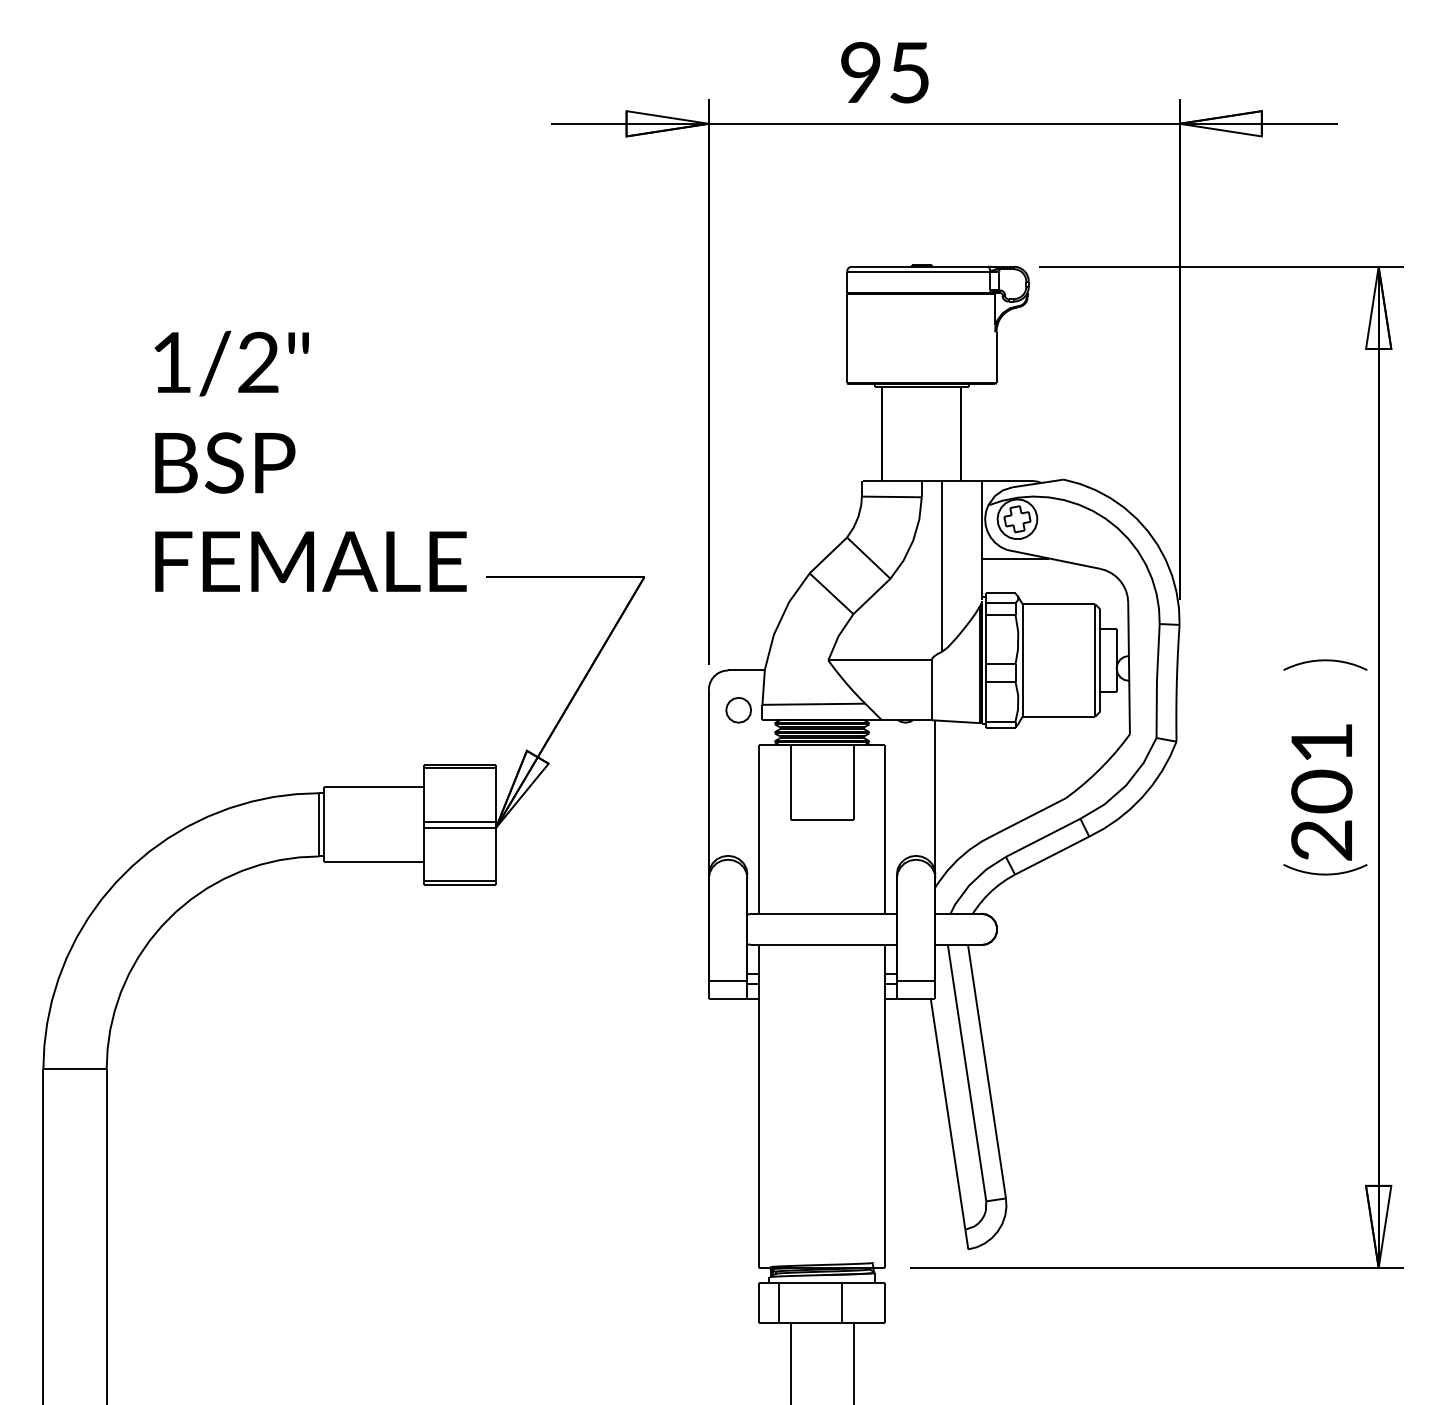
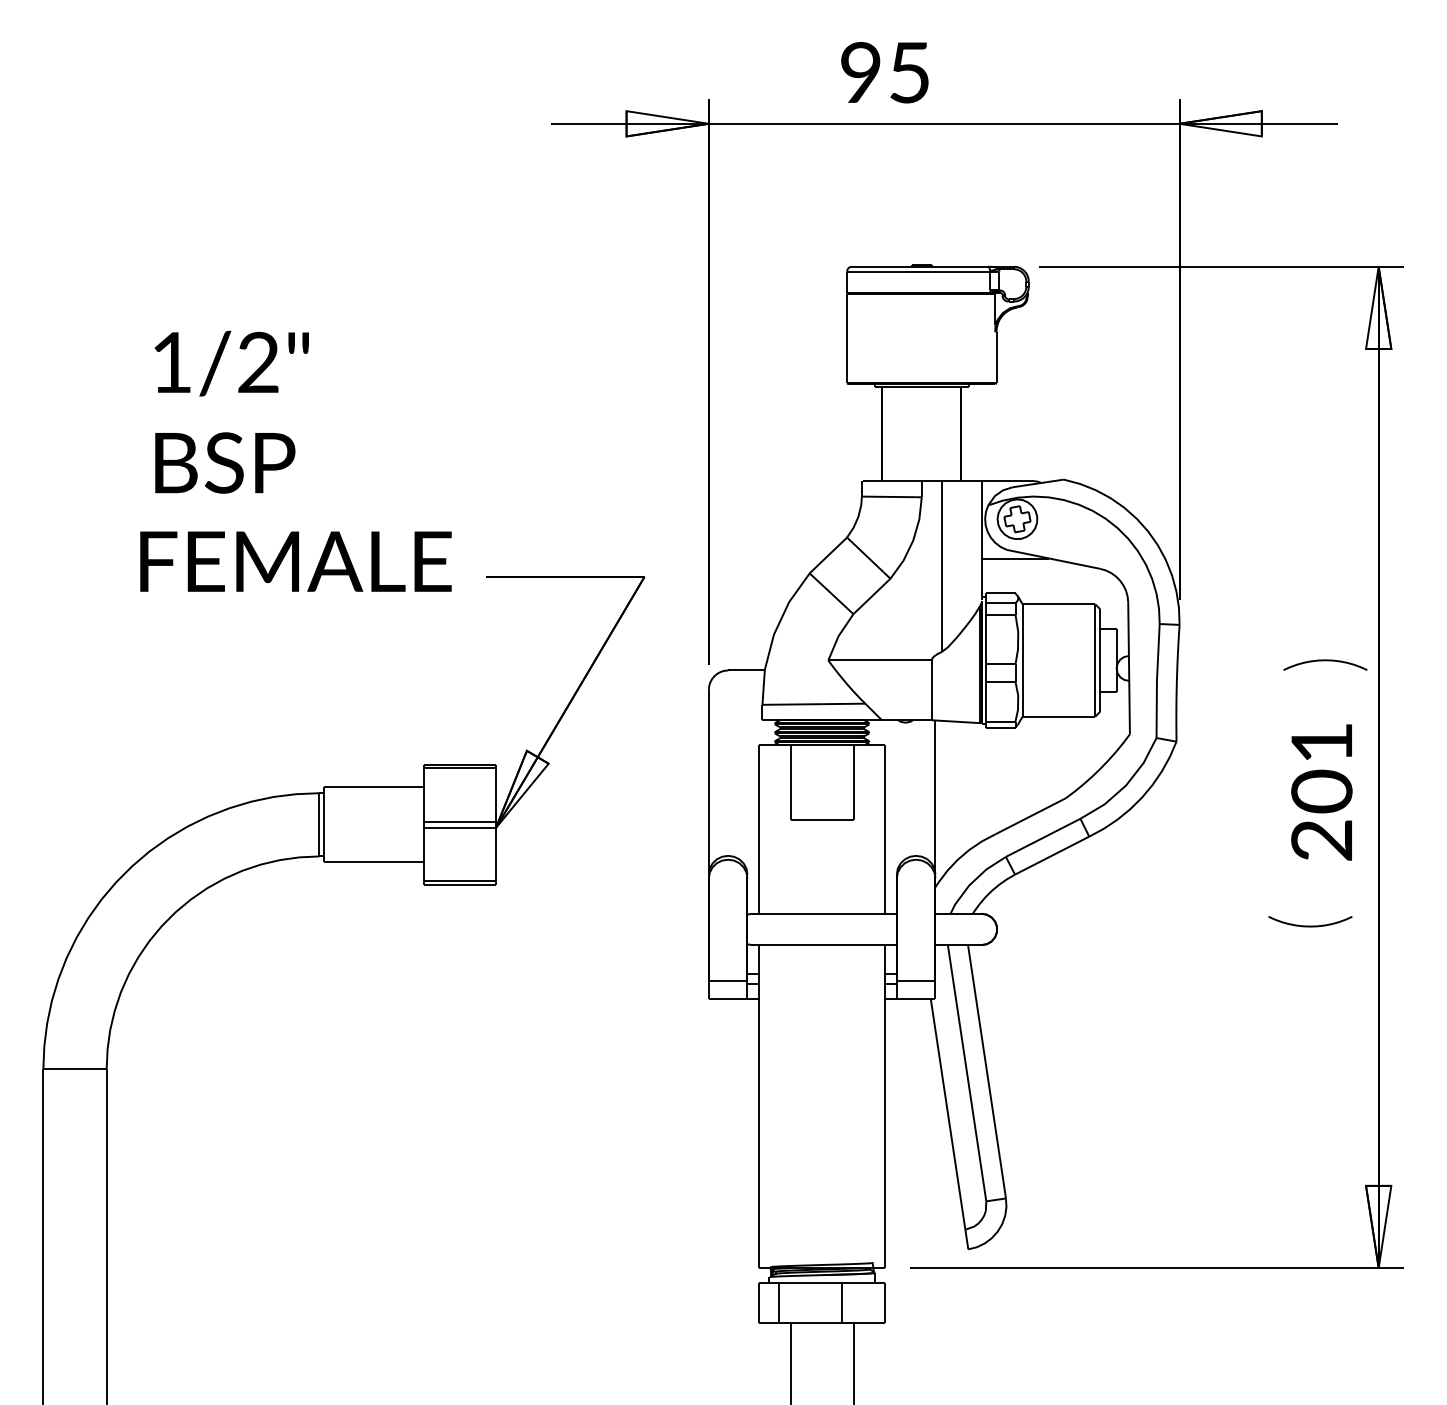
text position: (310, 561) -> (295, 561) (295, 561)
part: present -> none (738, 710)
curve position: (1325, 873) -> (1310, 925) (1310, 925)
